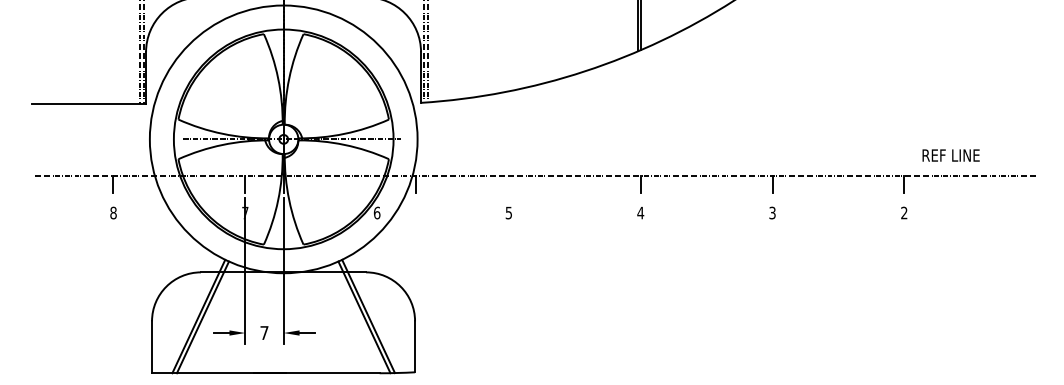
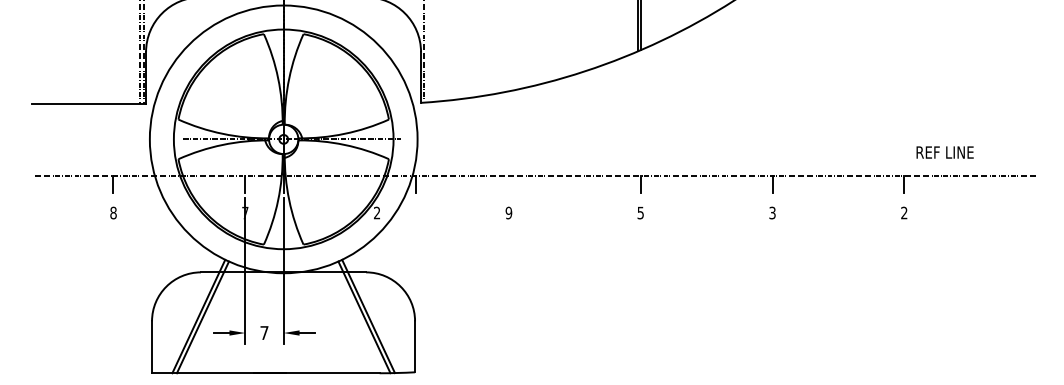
line: present -> none (427, 52)
text position: (950, 155) -> (944, 152) (944, 152)
text: 6 -> 2 (376, 212)
text: 5 -> 9 (508, 212)
text: 4 -> 5 (640, 212)
